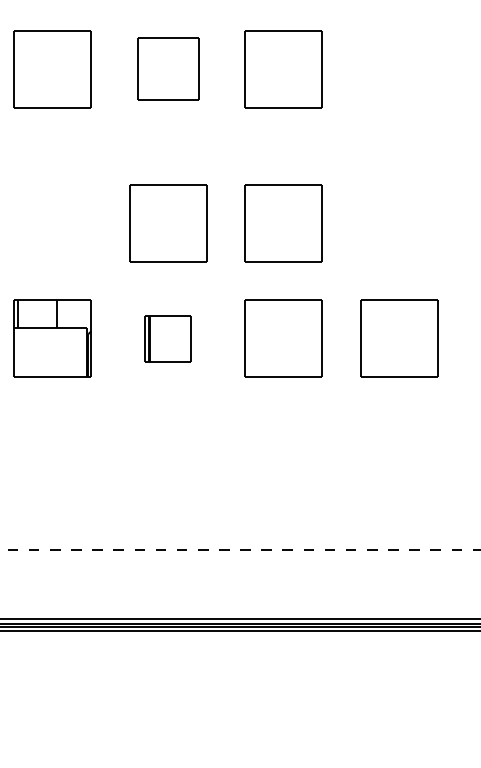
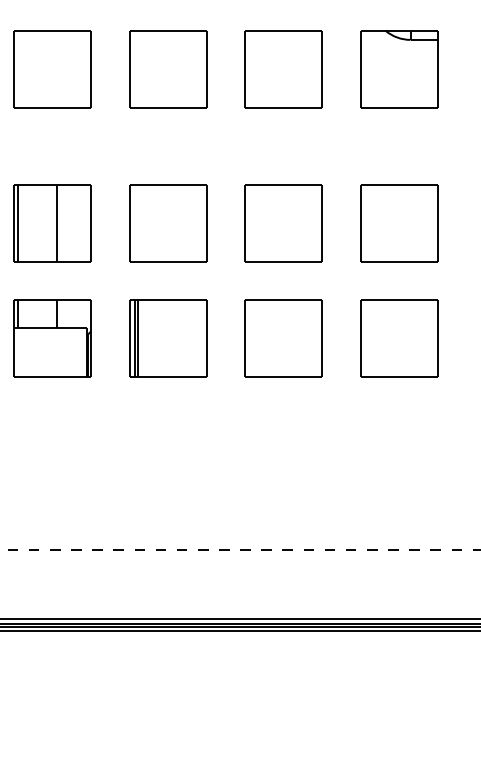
part size: 63x64 px -> 79x79 px (168, 69)
part: none -> present (399, 69)
part: none -> present (52, 223)
part: none -> present (399, 223)
part size: 48x48 px -> 79x79 px (168, 338)
